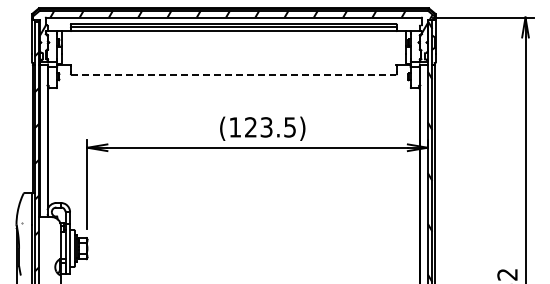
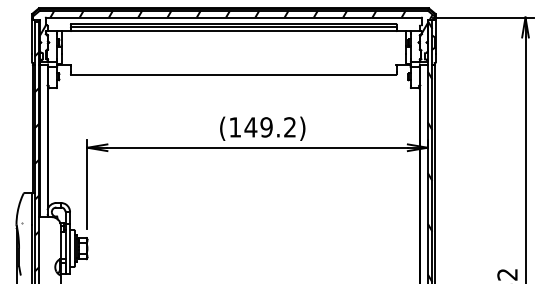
line: dashed -> solid (234, 74)
text: (123.5) -> (149.2) (269, 127)
